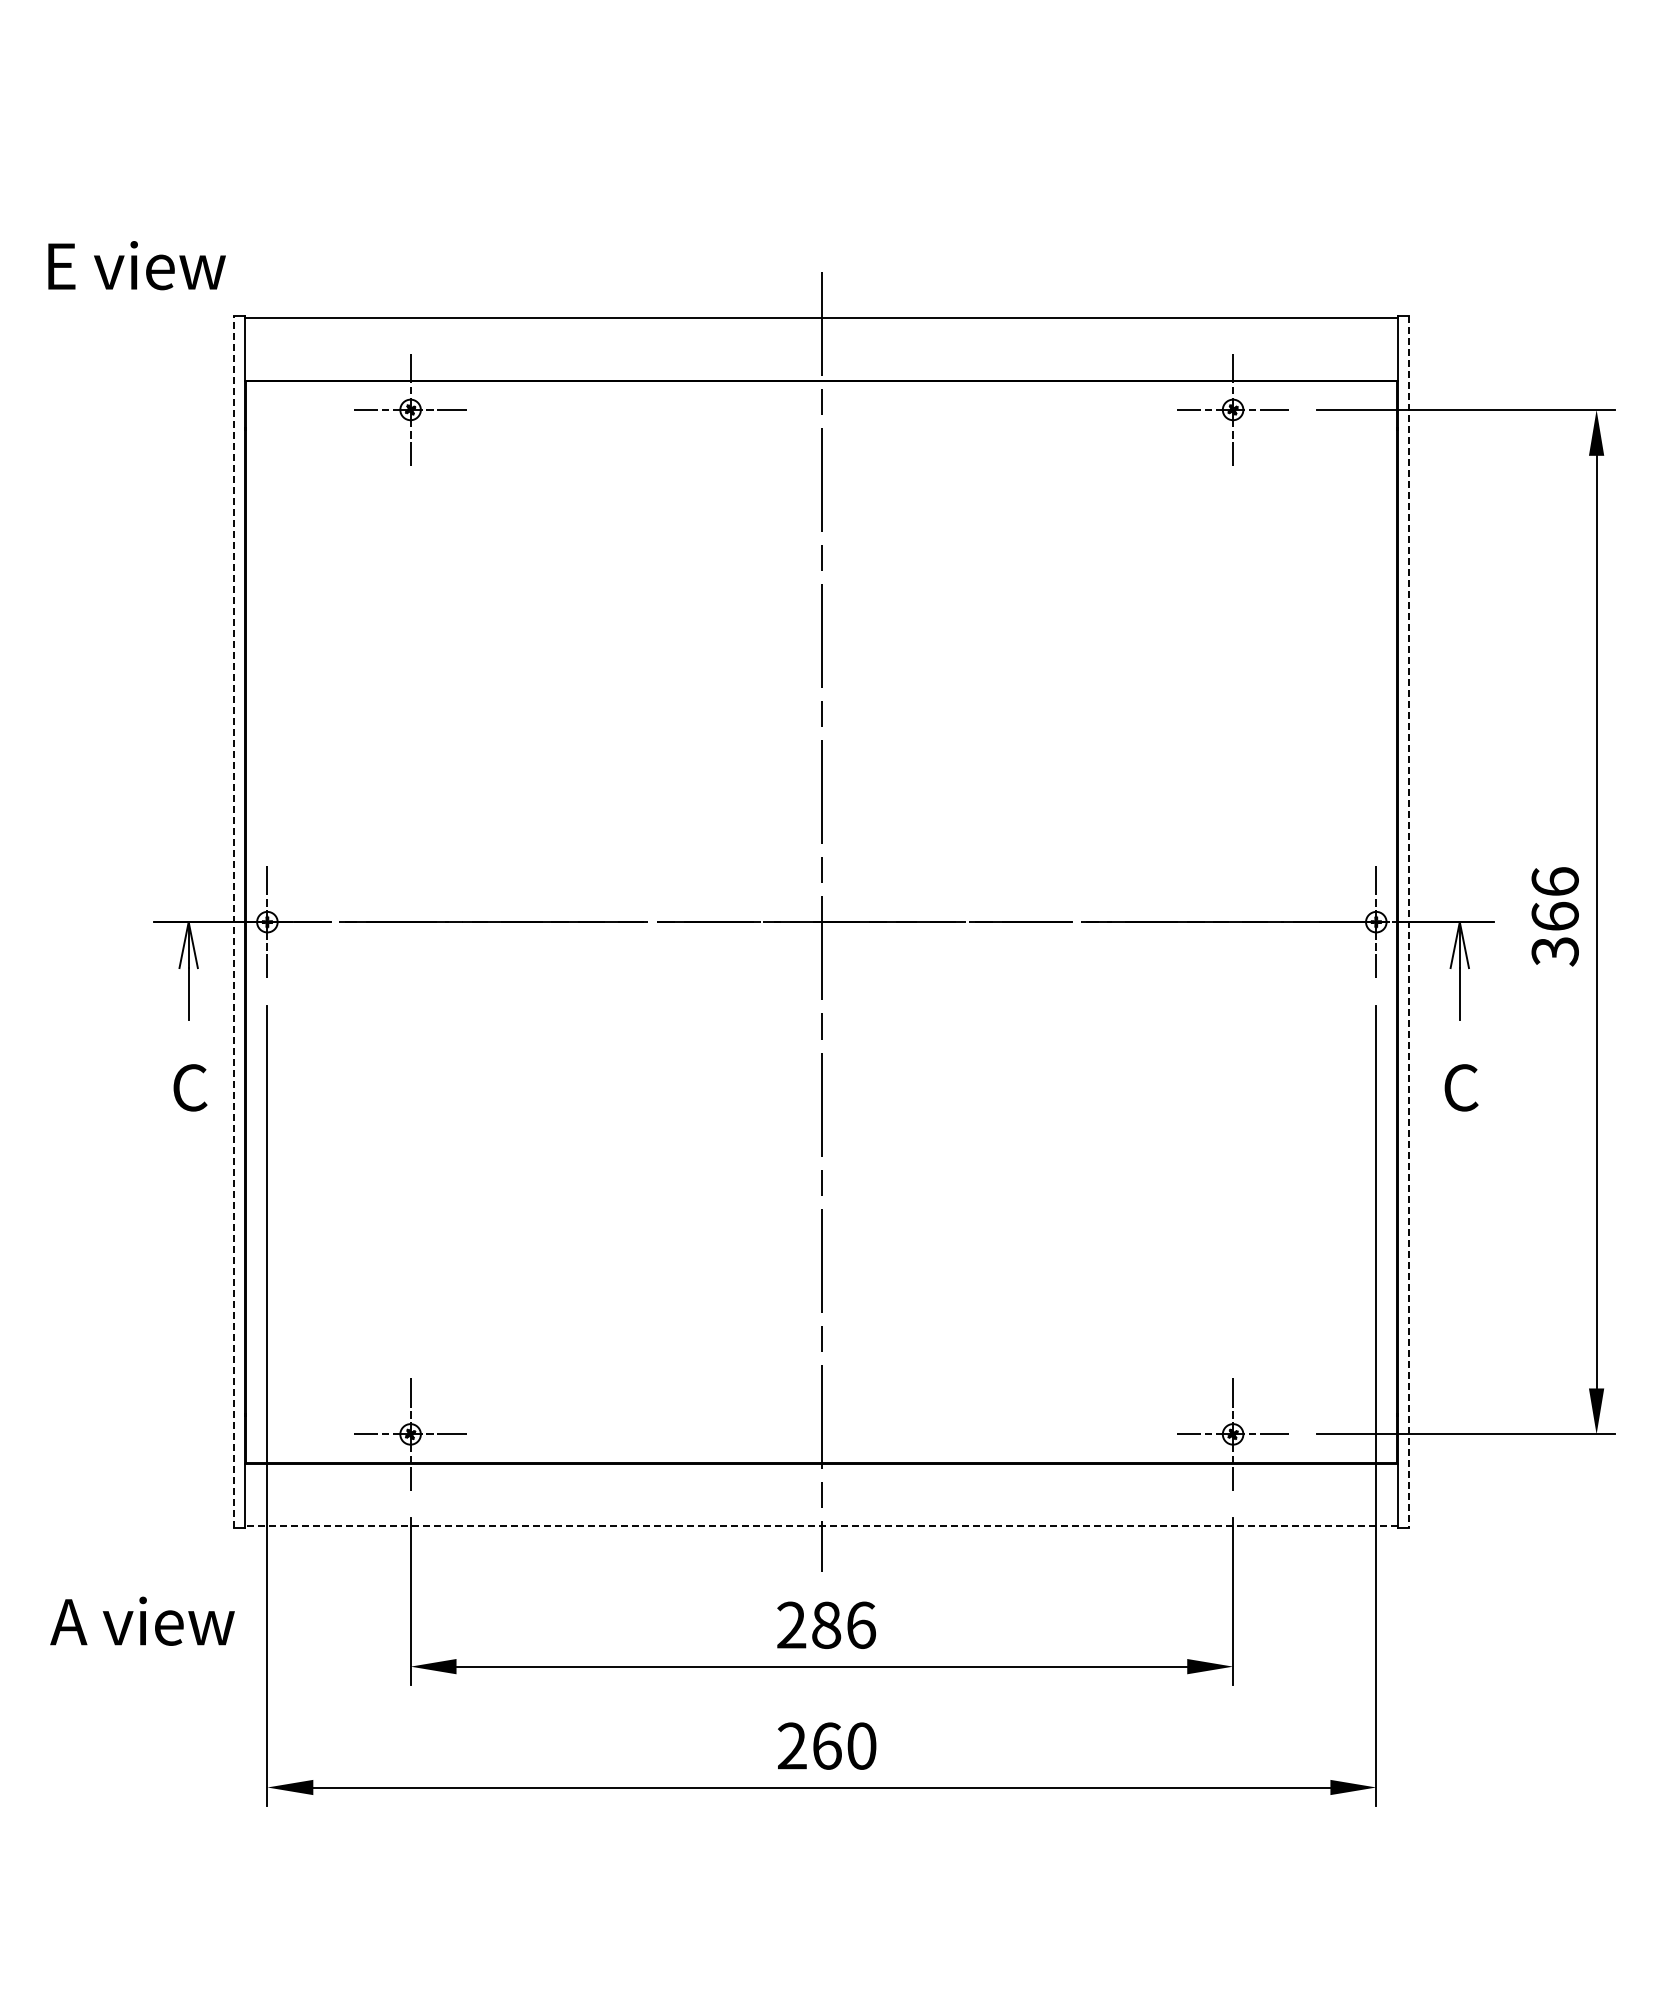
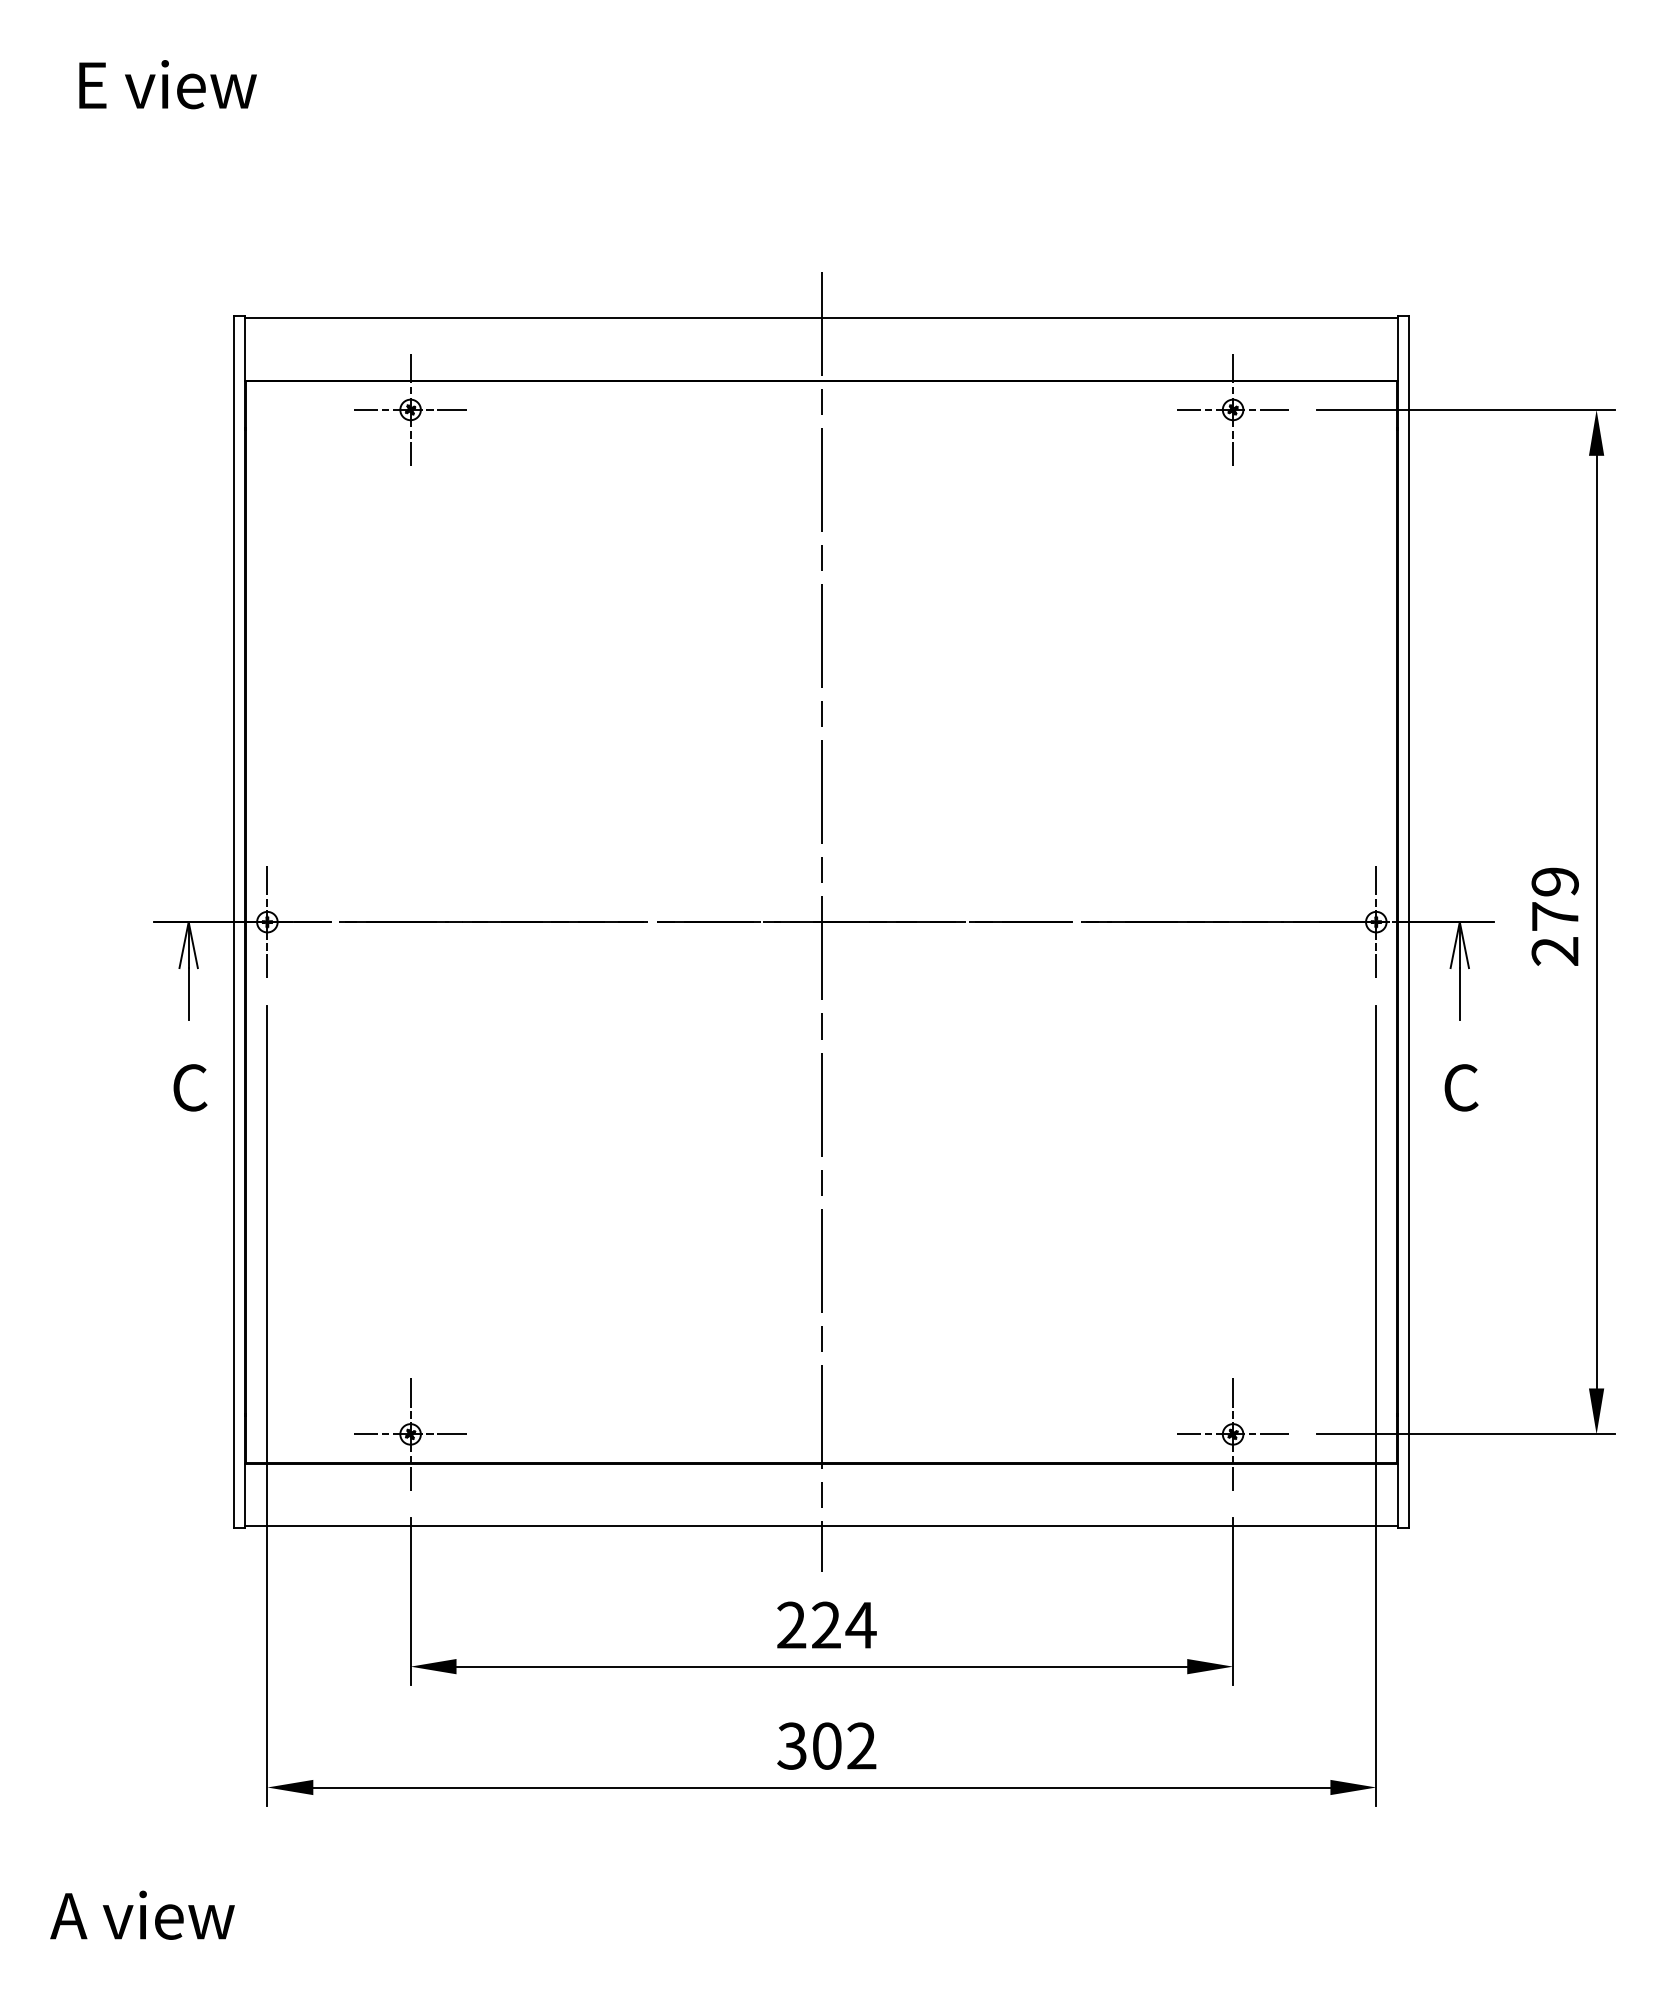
text position: (136, 265) -> (167, 84) (167, 84)
text: 366 -> 279 (1554, 916)
line: dashed -> solid (234, 922)
line: dashed -> solid (1409, 922)
line: dashed -> solid (821, 1526)
text position: (142, 1620) -> (142, 1914) (142, 1914)
text: 286 -> 224 (844, 1625)
text: 260 -> 302 (826, 1745)
